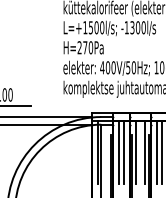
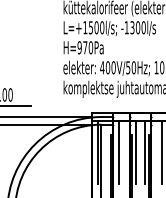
text: H=270Pa -> H=970Pa (79, 47)
line: present -> none (123, 152)
line: present -> none (157, 152)
